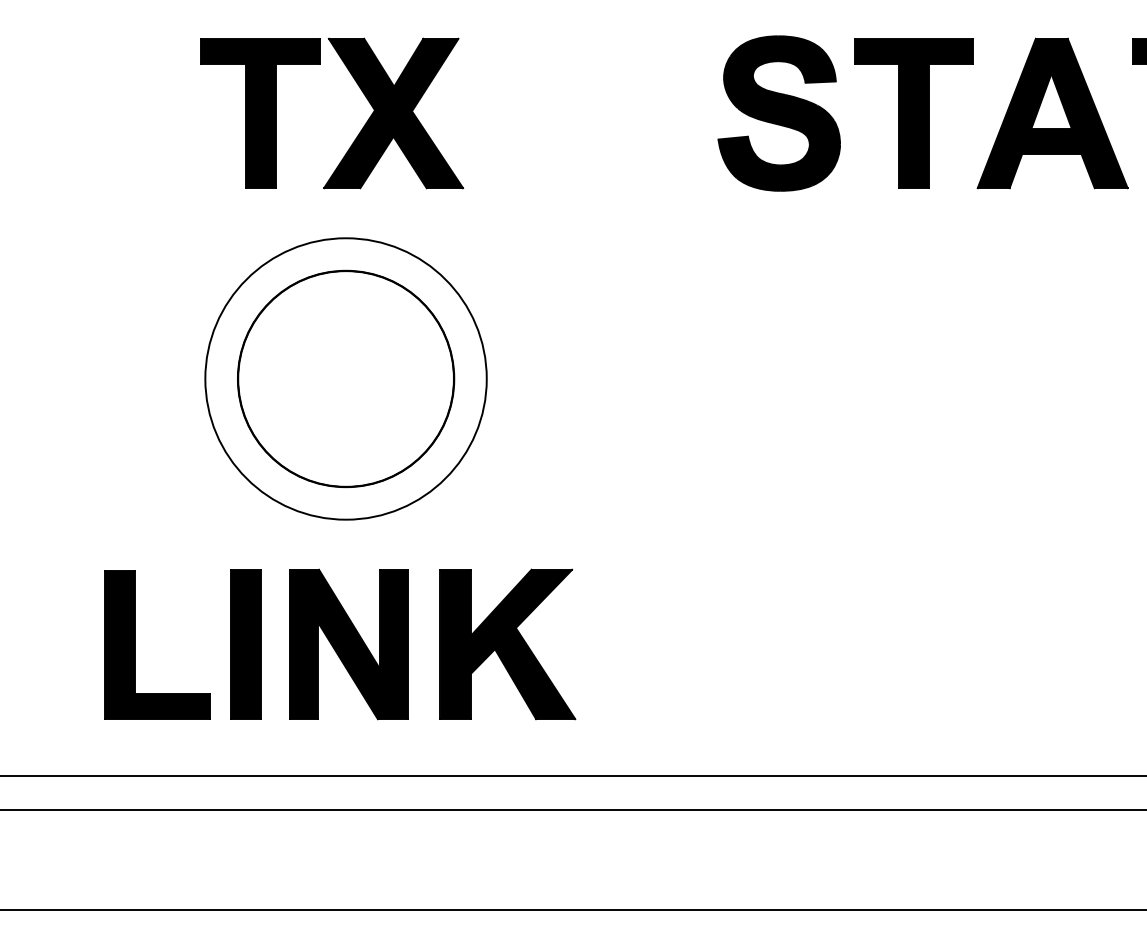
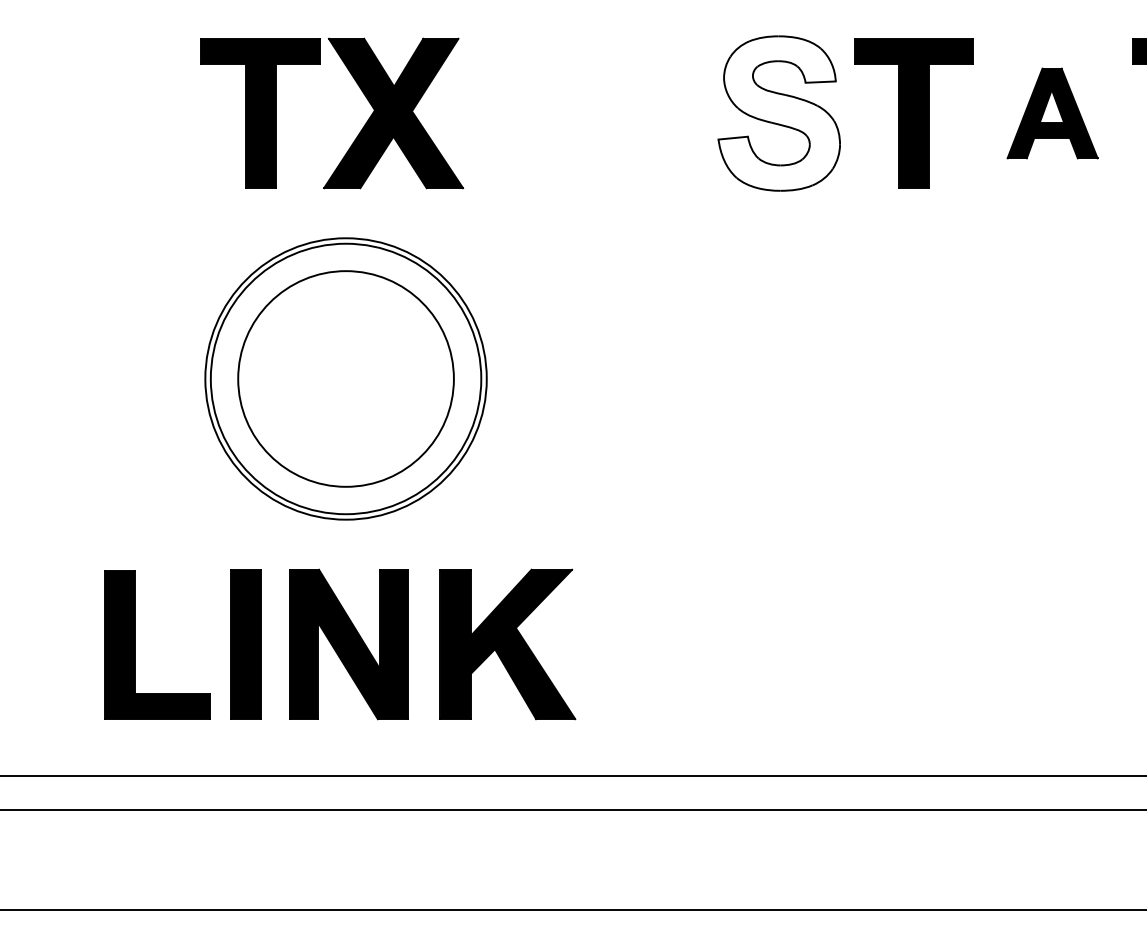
fill: present -> none (779, 113)
part size: 153x153 px -> 93x93 px (1052, 113)
circle diameter: 216 px -> 270 px (345, 378)
